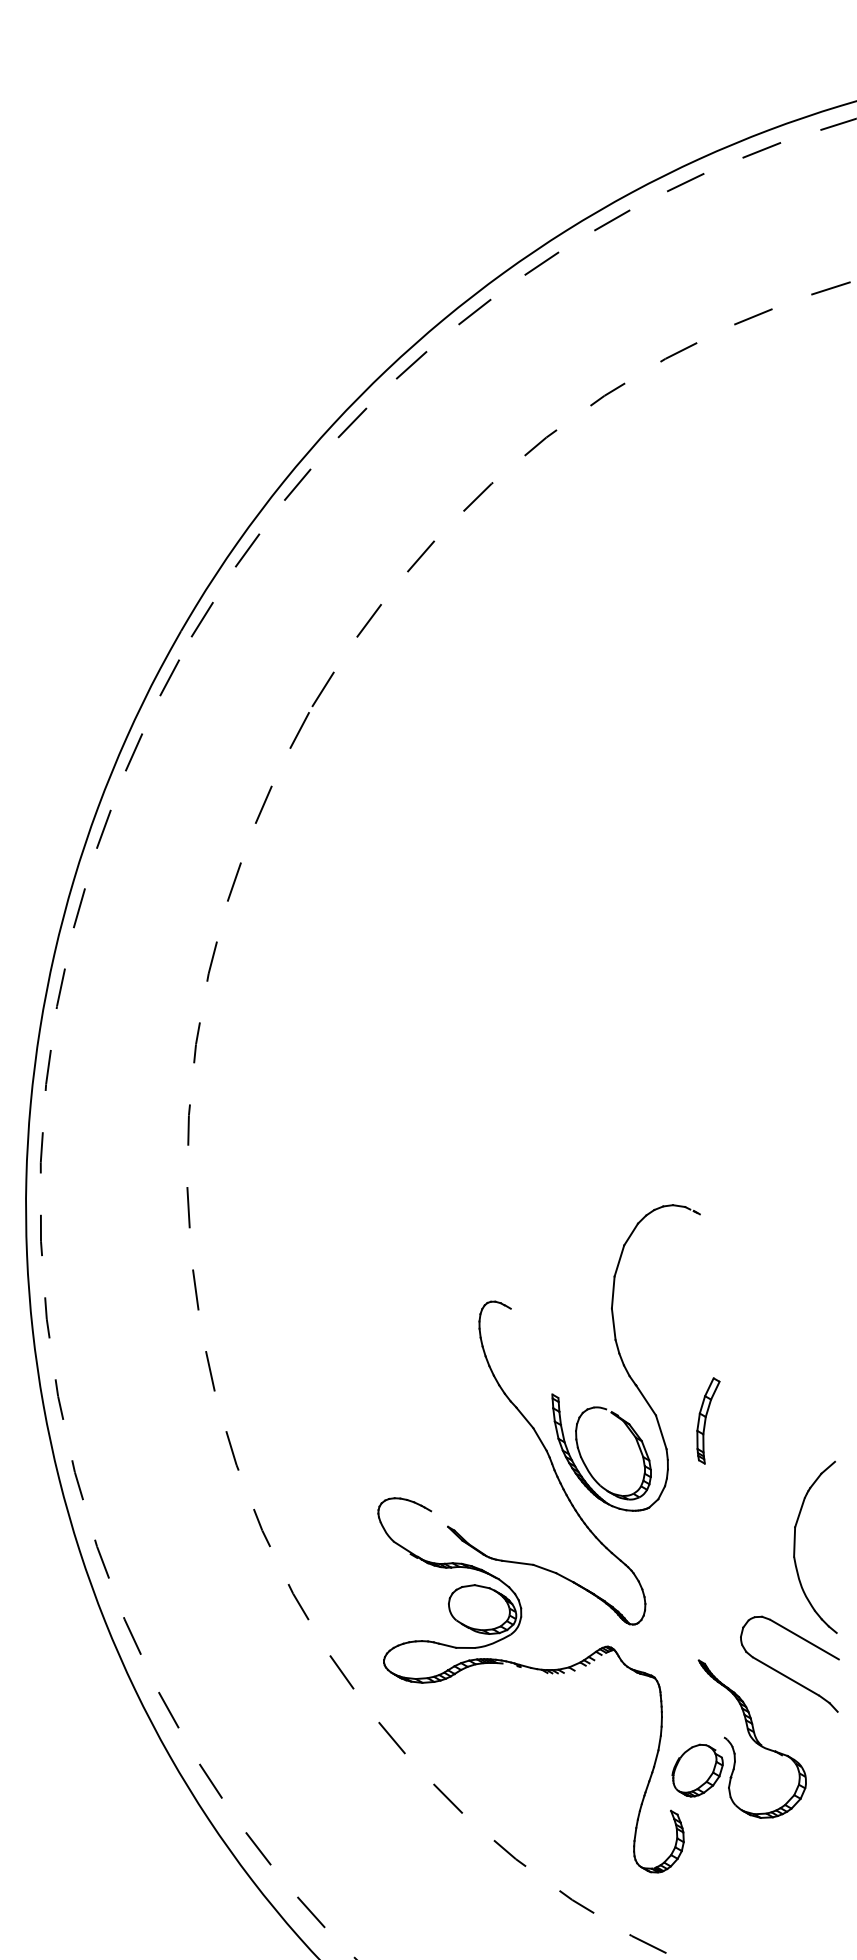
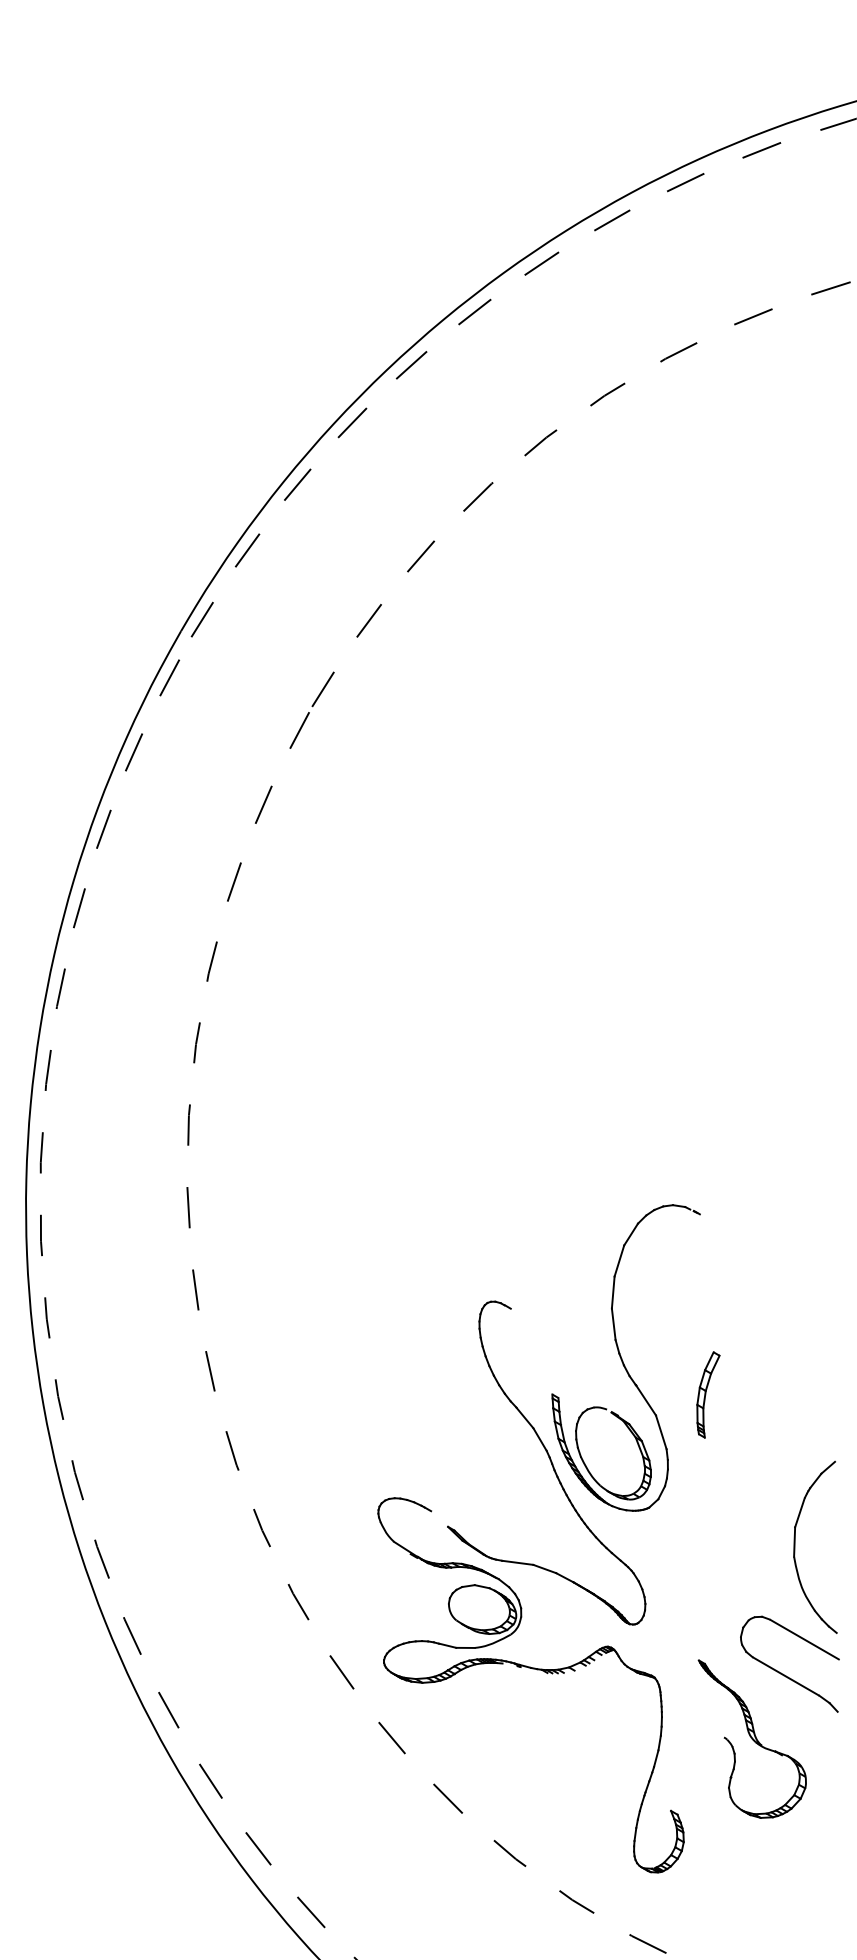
part position: (708, 1420) -> (708, 1394) (708, 1394)
part: present -> none (697, 1770)
